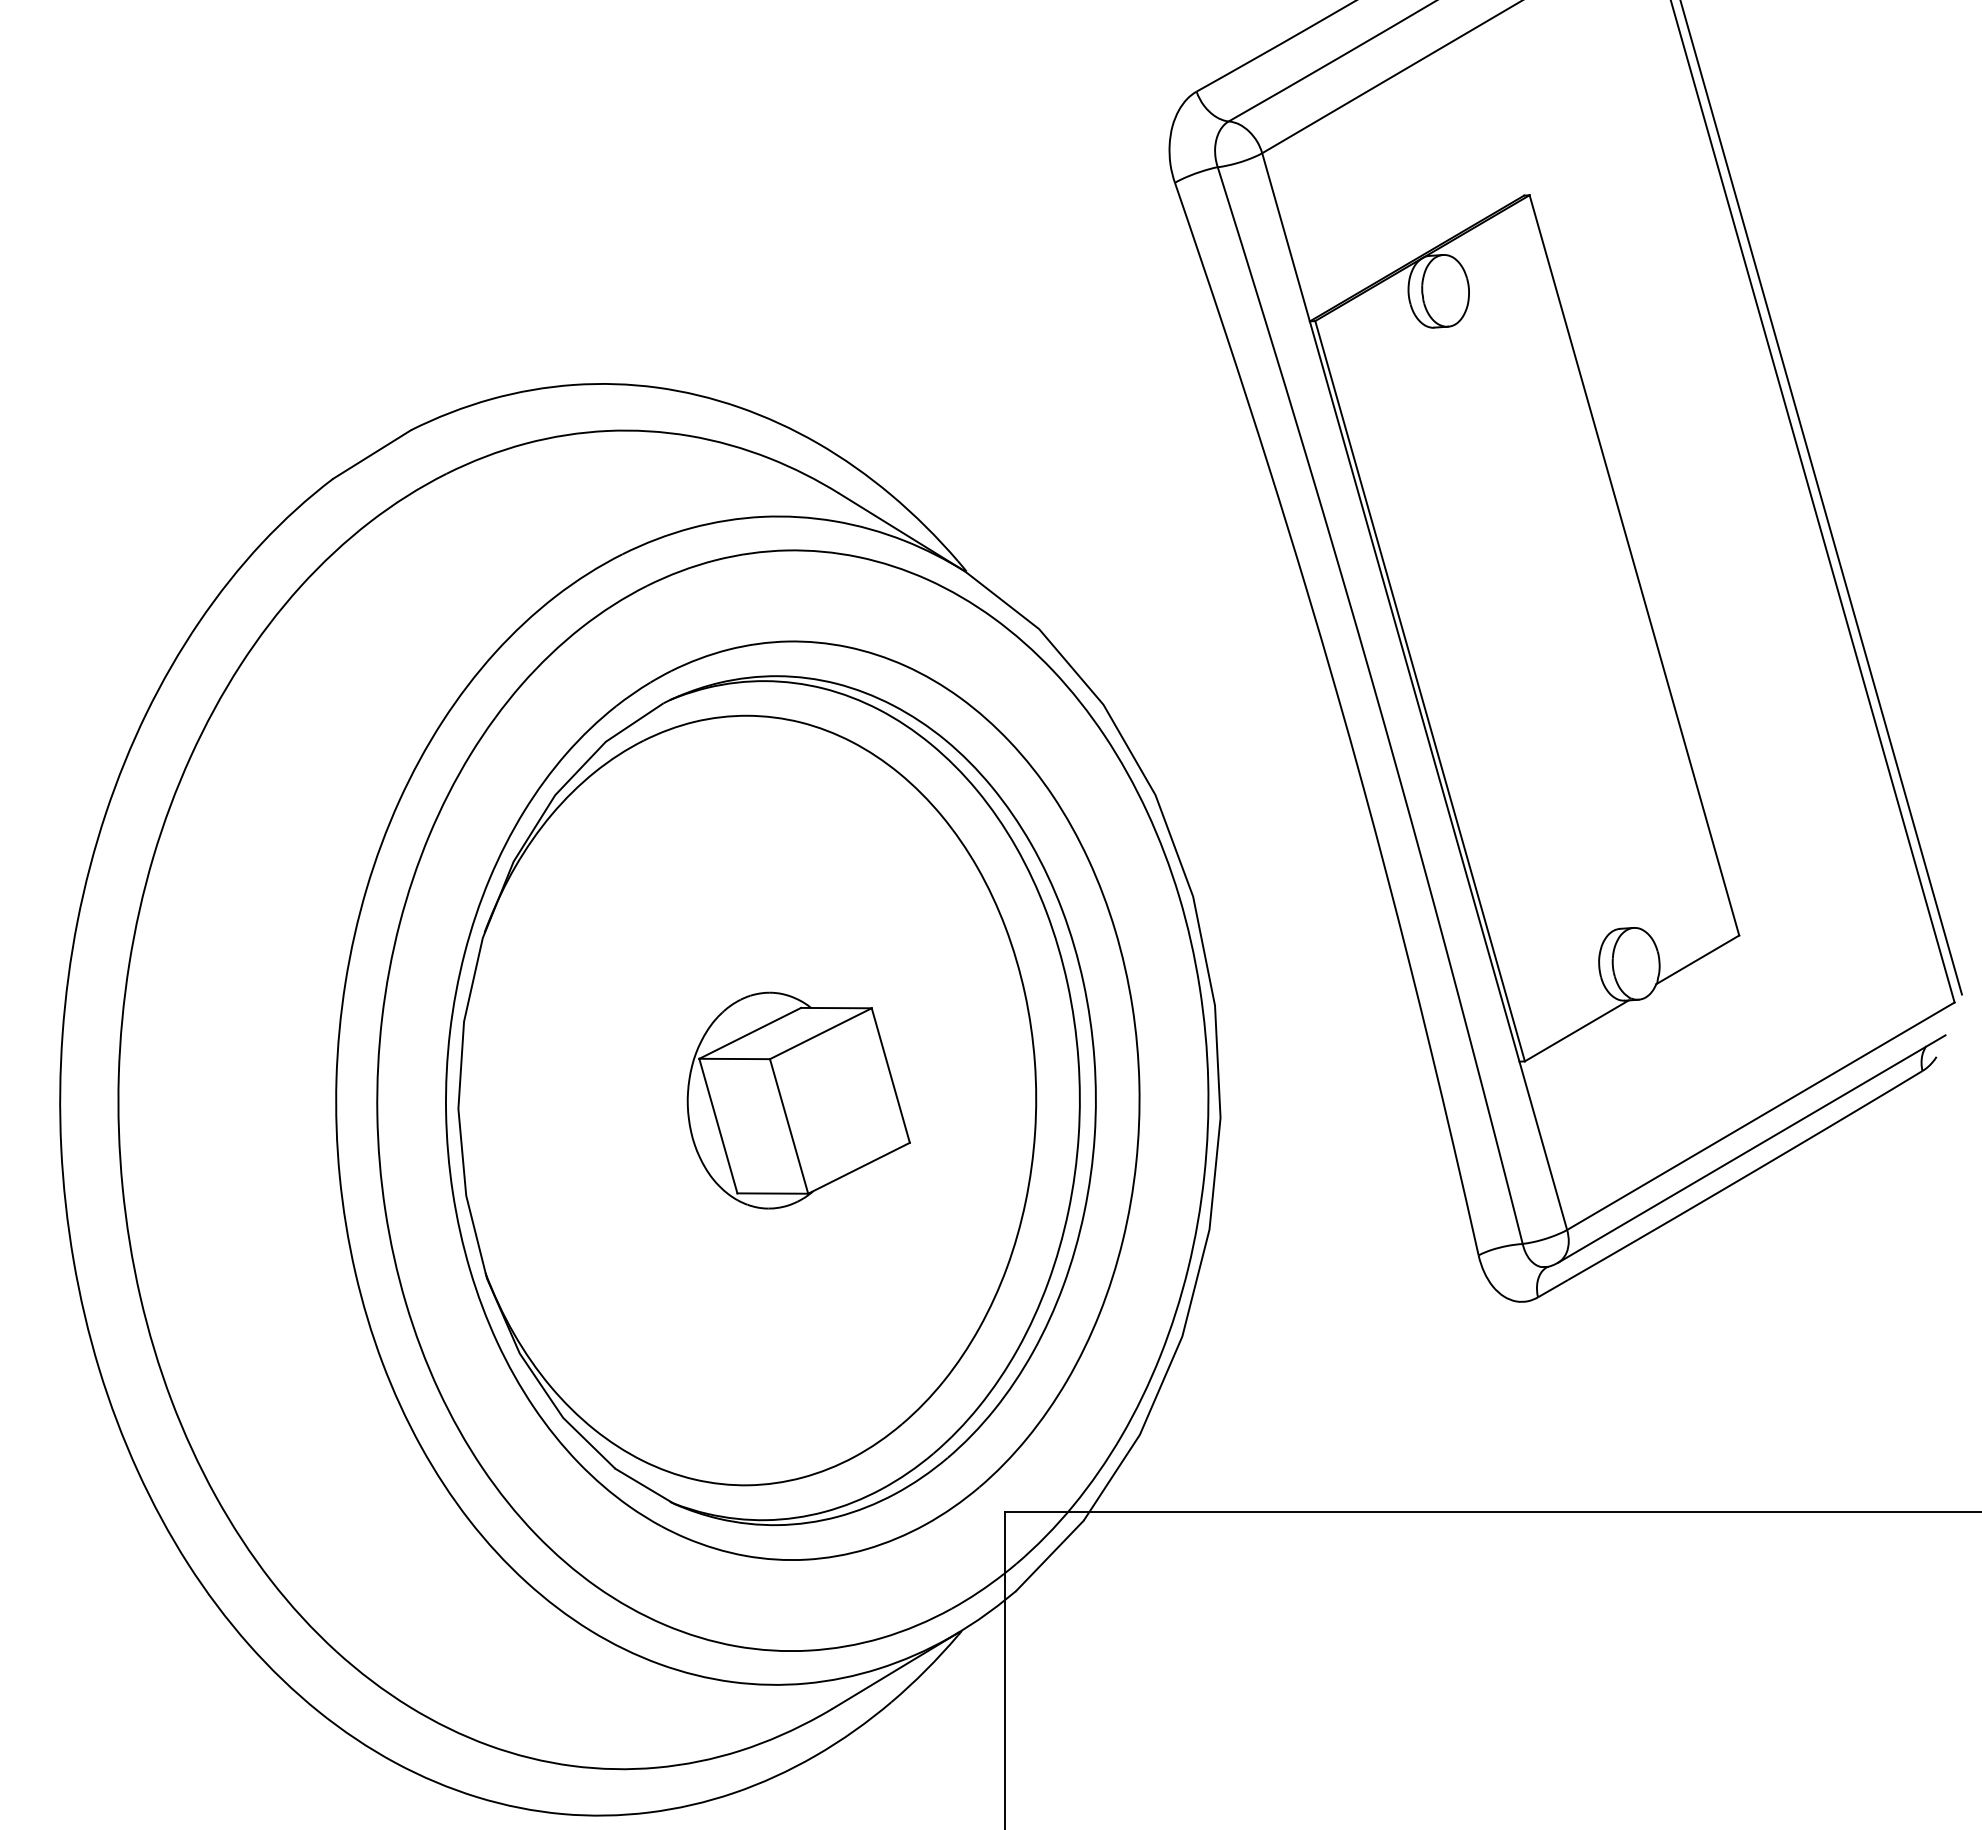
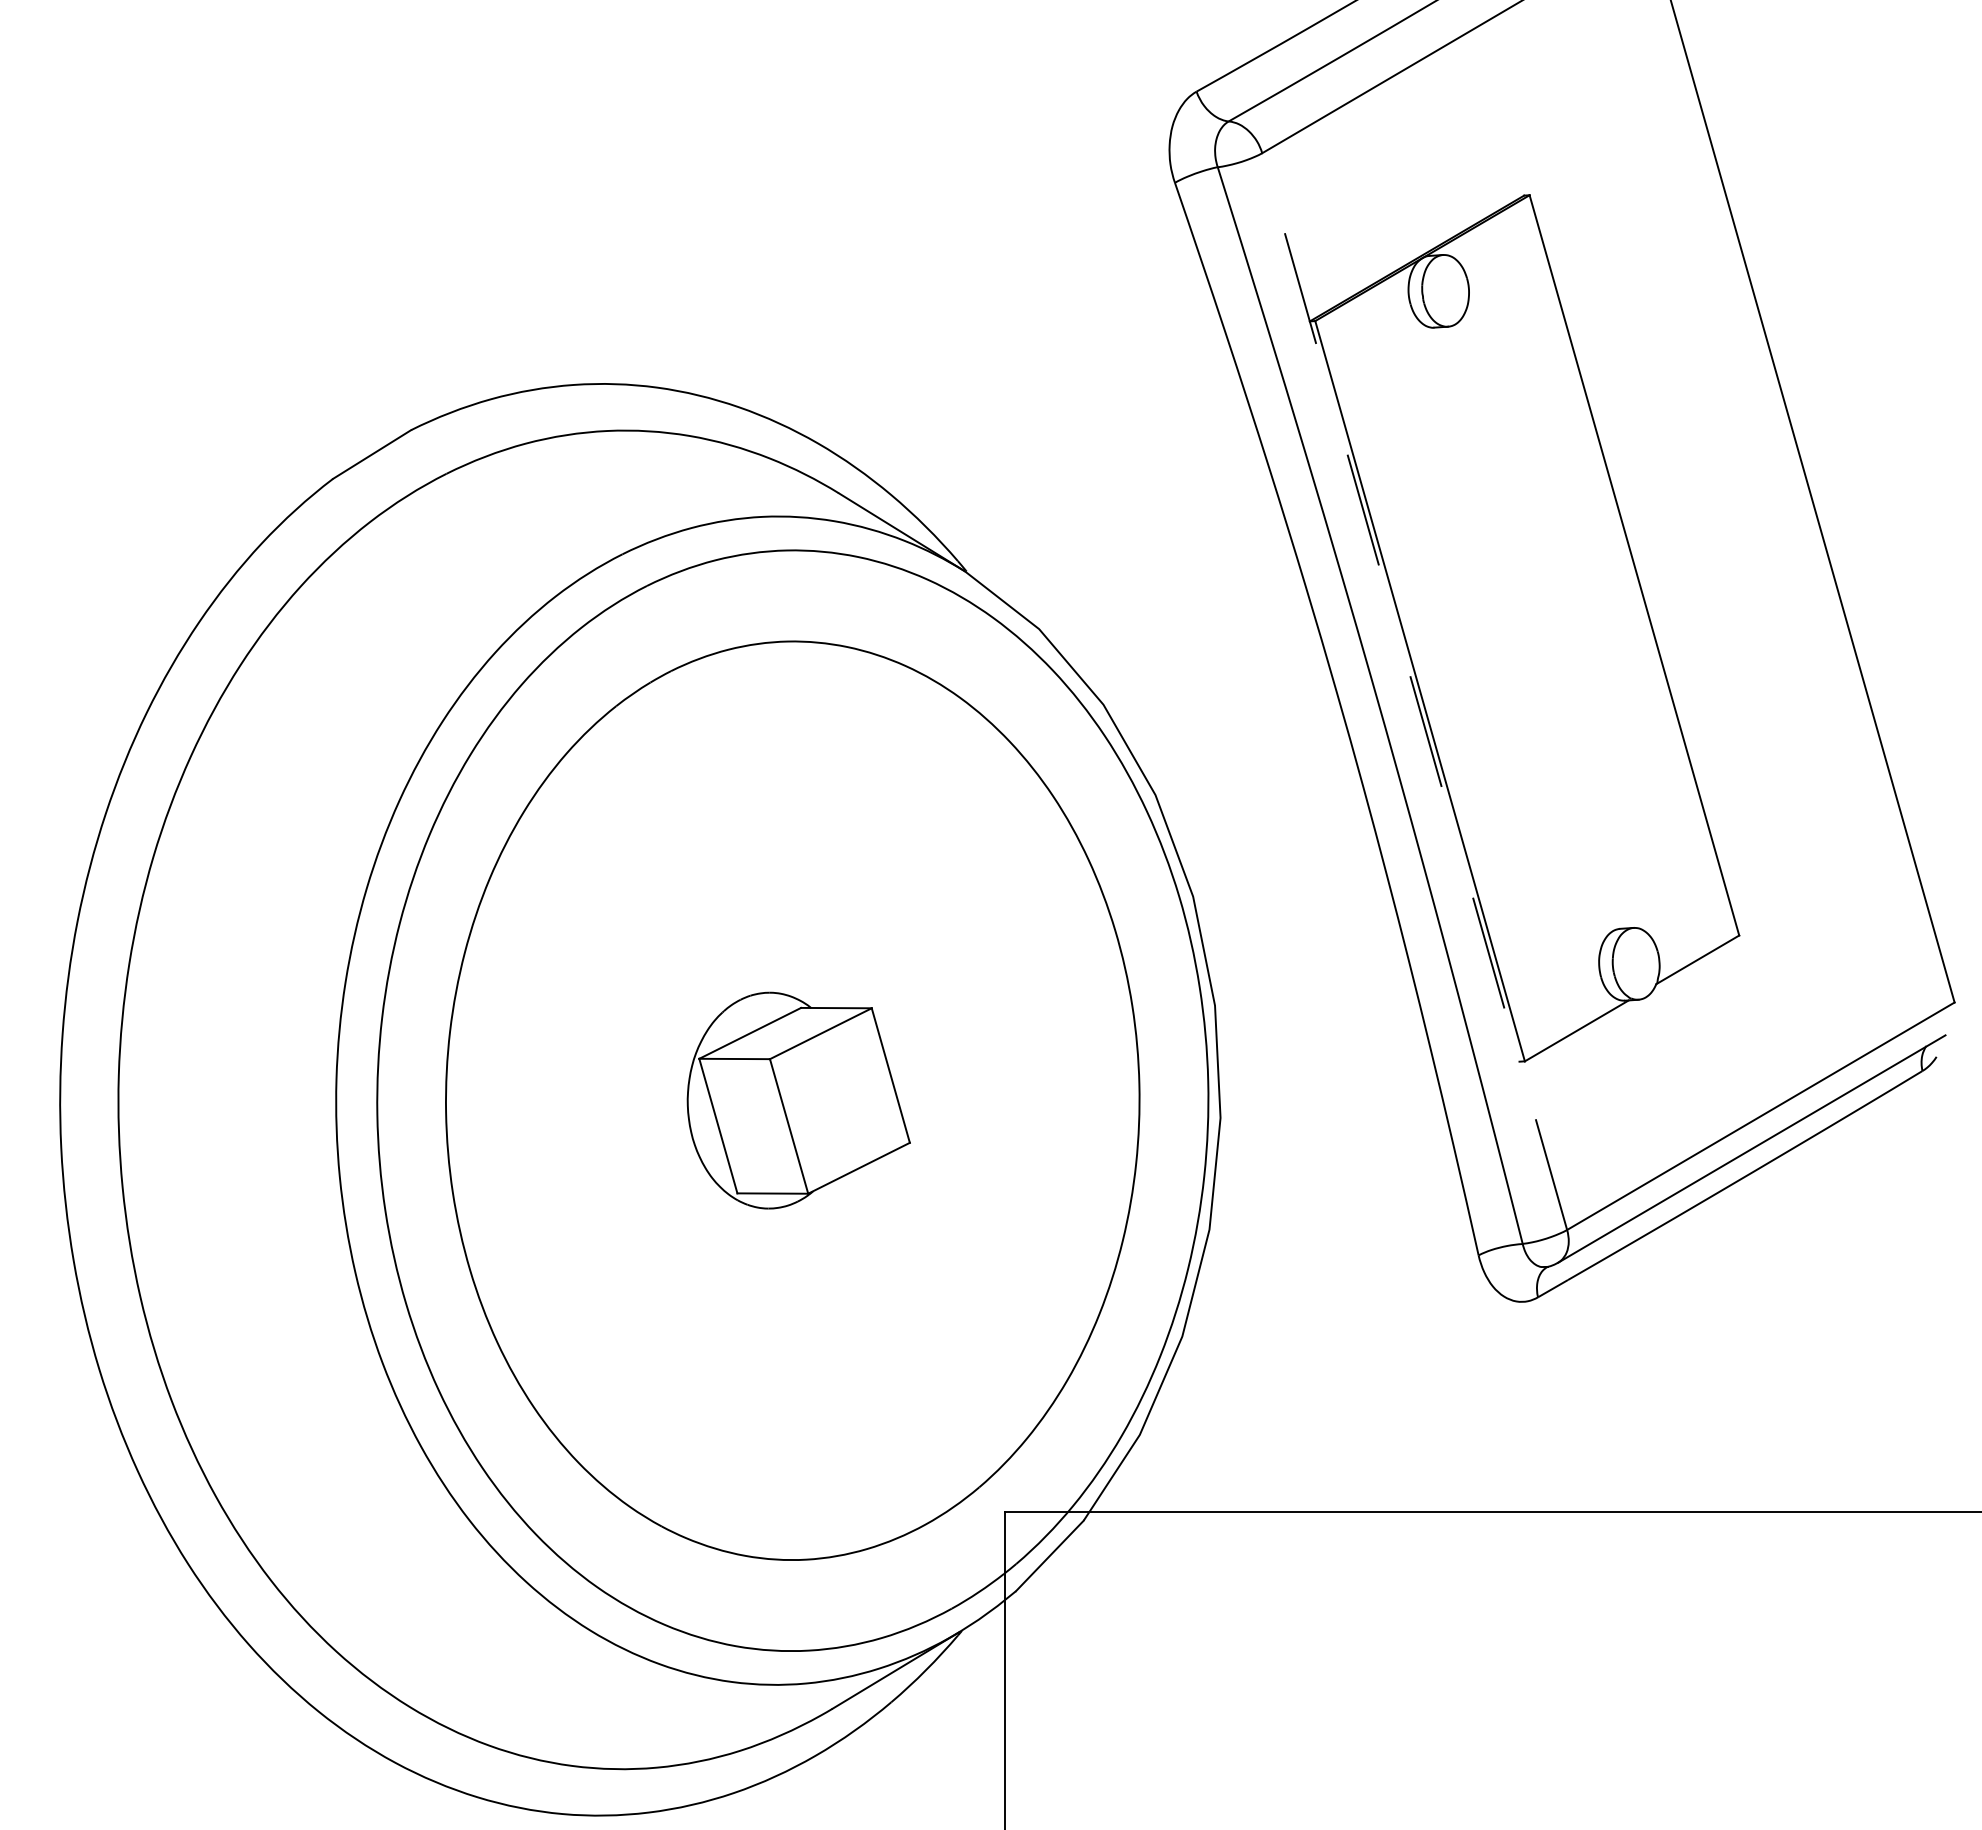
line: present -> none (1821, 498)
line: solid -> dashed (1414, 691)
part: present -> none (776, 1100)
